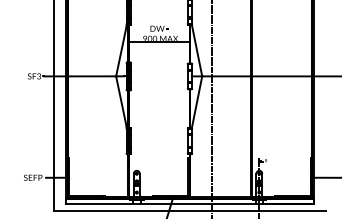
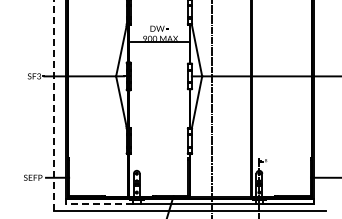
line: solid -> dashed (53, 105)
line: solid -> dashed (99, 203)
